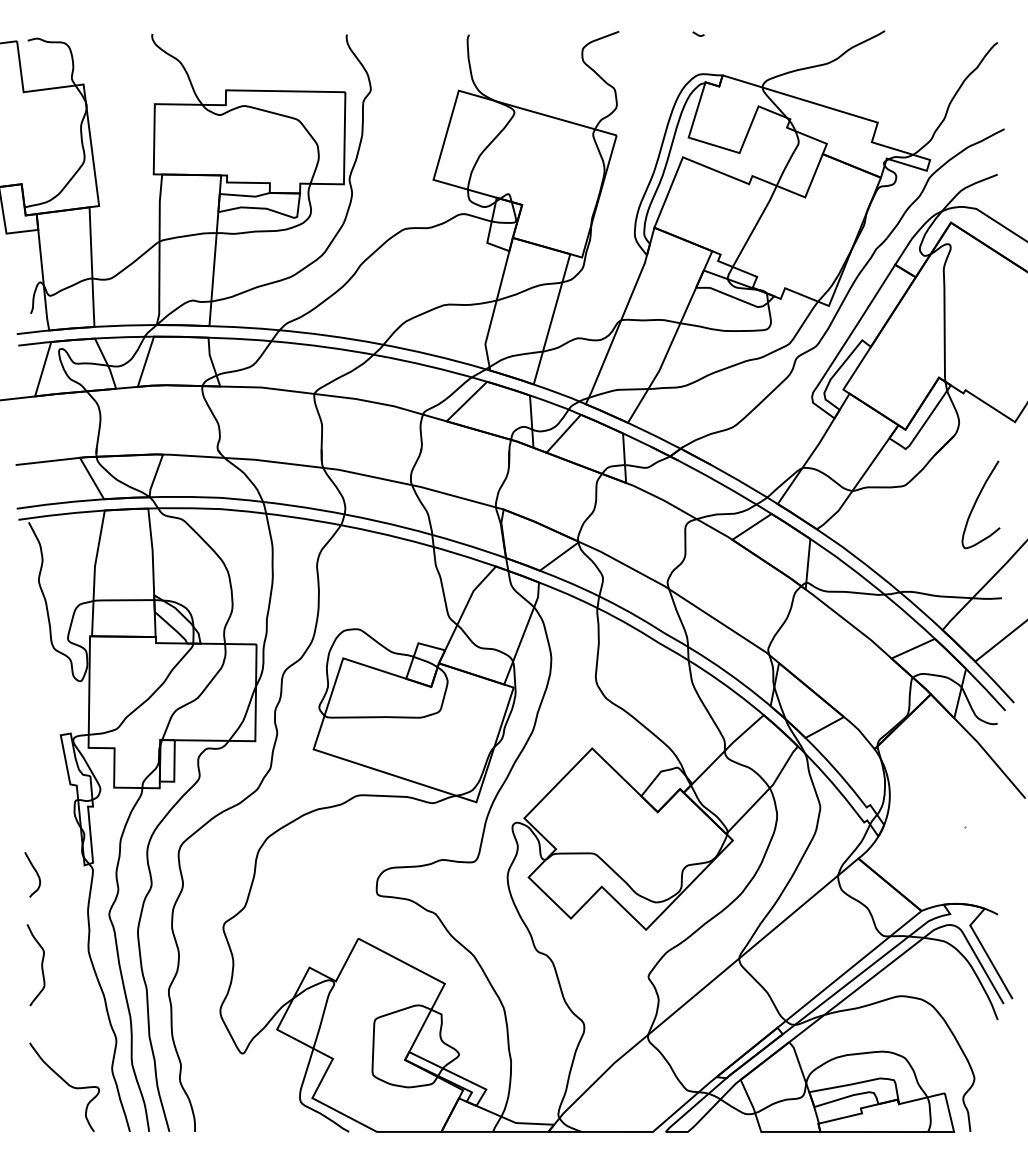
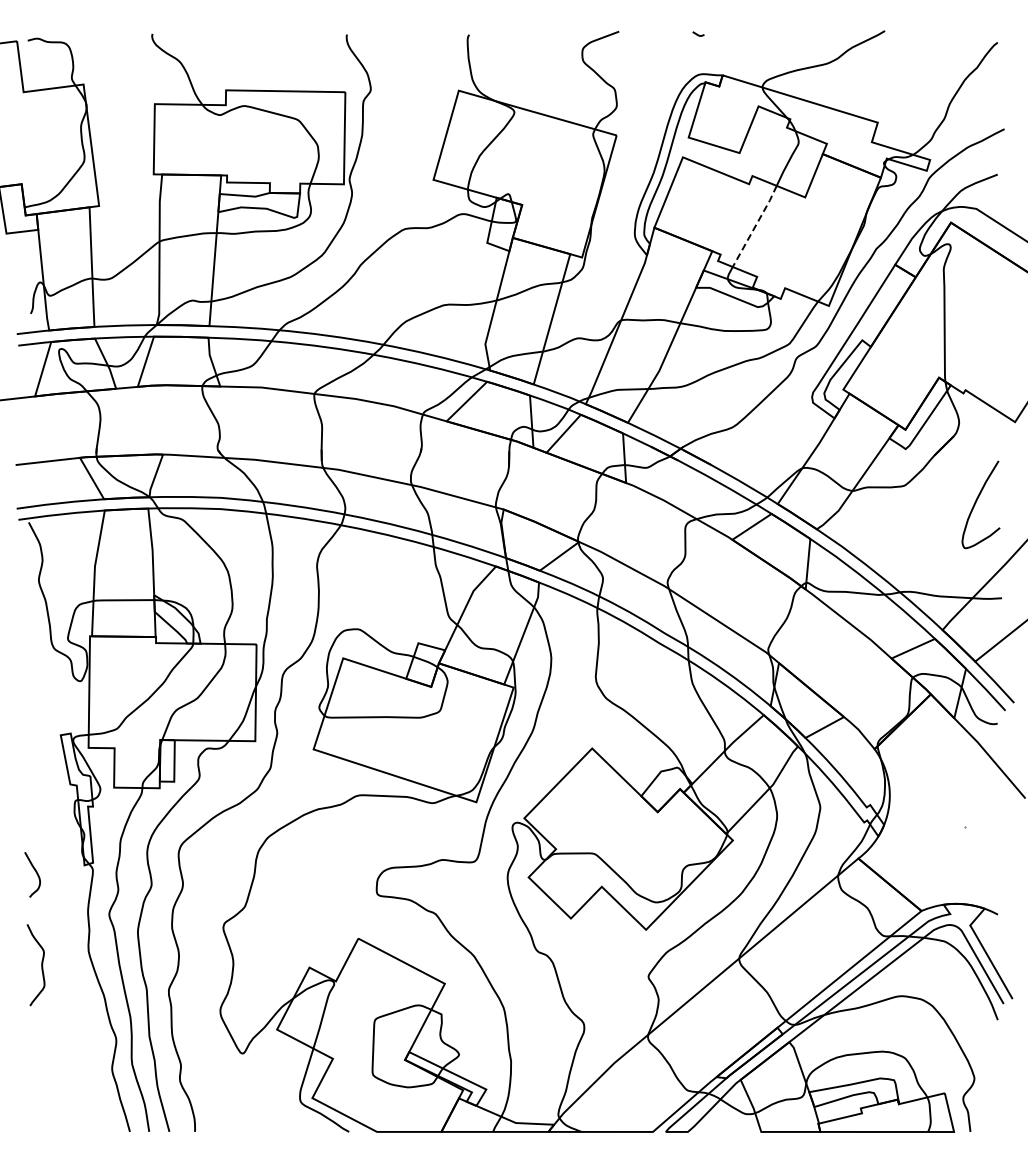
line: solid -> dashed (755, 226)
curve: present -> none (66, 1084)
